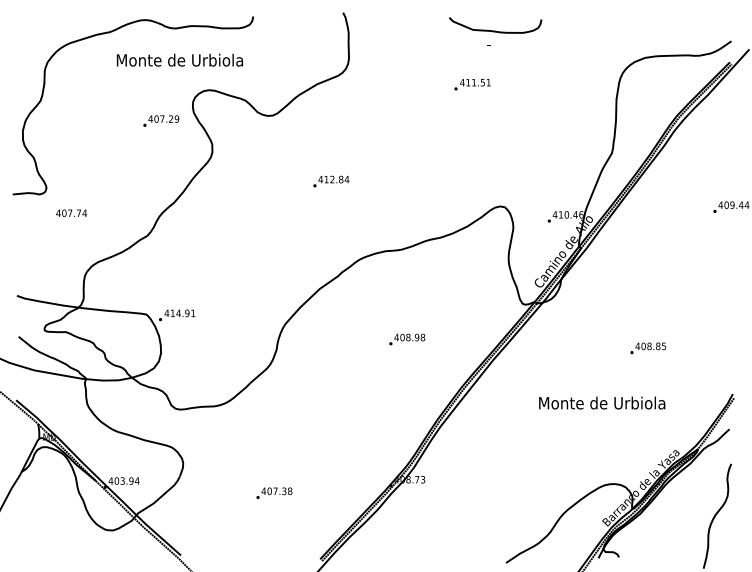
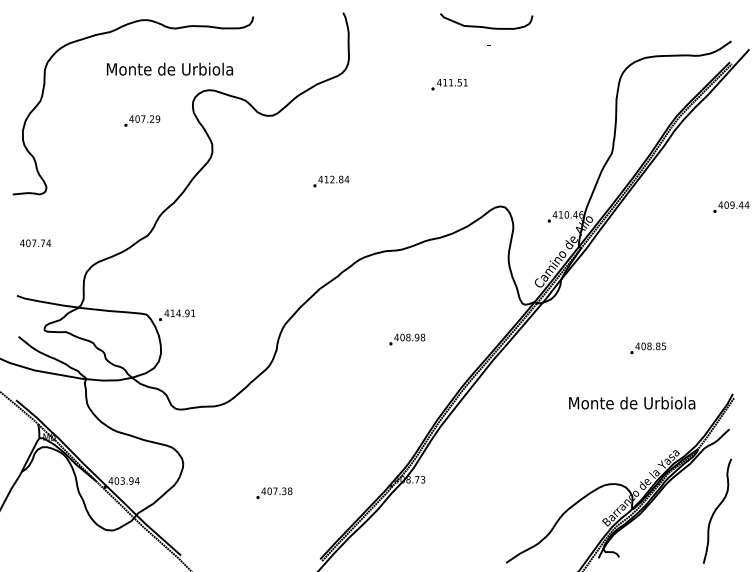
curve position: (495, 30) -> (486, 26) (486, 26)
text position: (179, 59) -> (169, 68) (169, 68)
text position: (472, 84) -> (449, 84) (449, 84)
text position: (161, 120) -> (142, 120) (142, 120)
text position: (71, 213) -> (35, 243) (35, 243)
text position: (602, 402) -> (632, 402) (632, 402)
curve position: (716, 515) -> (716, 510) (716, 510)
